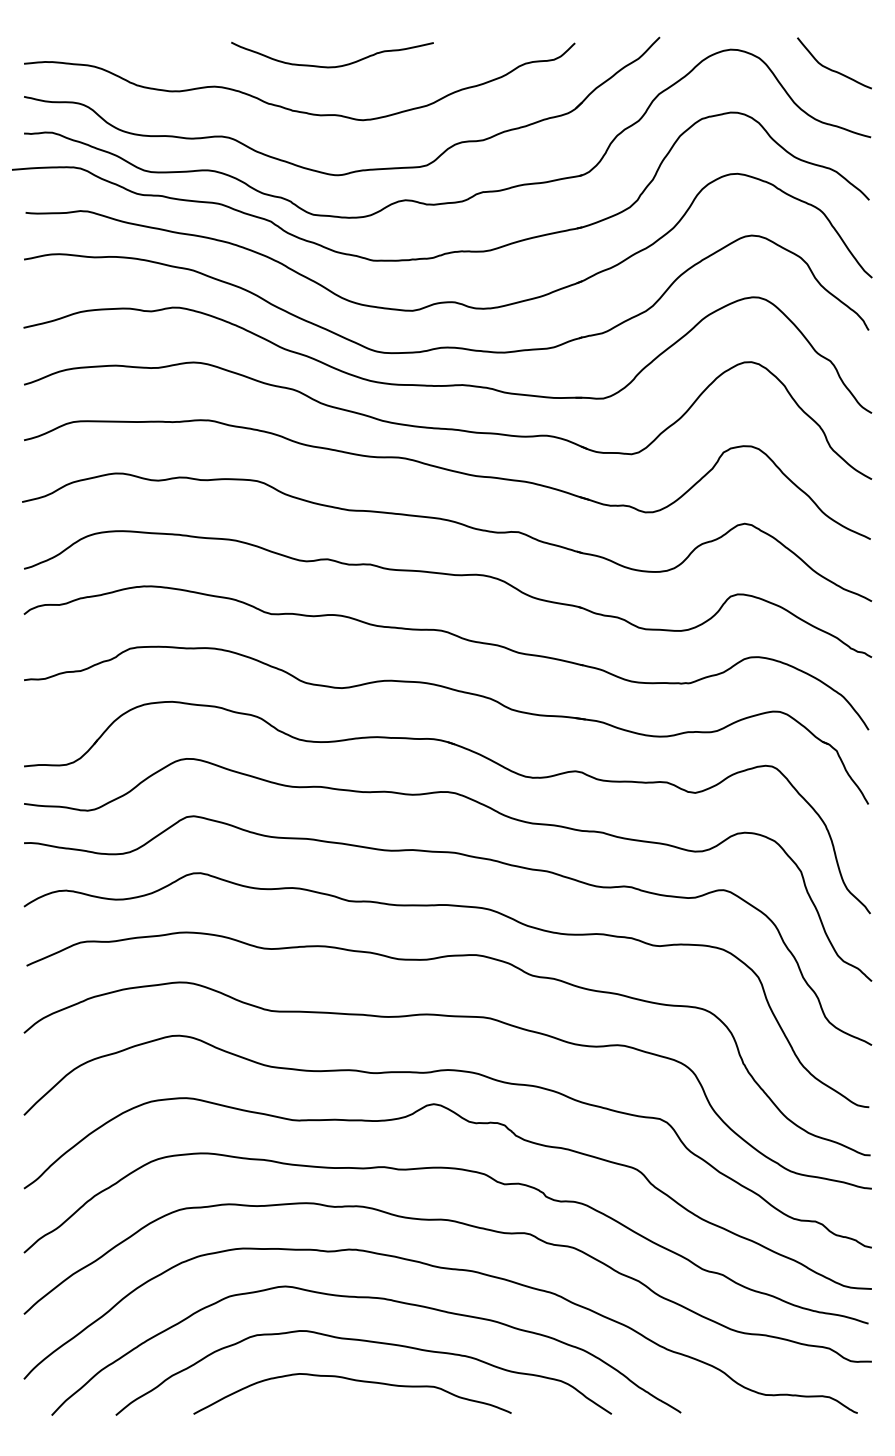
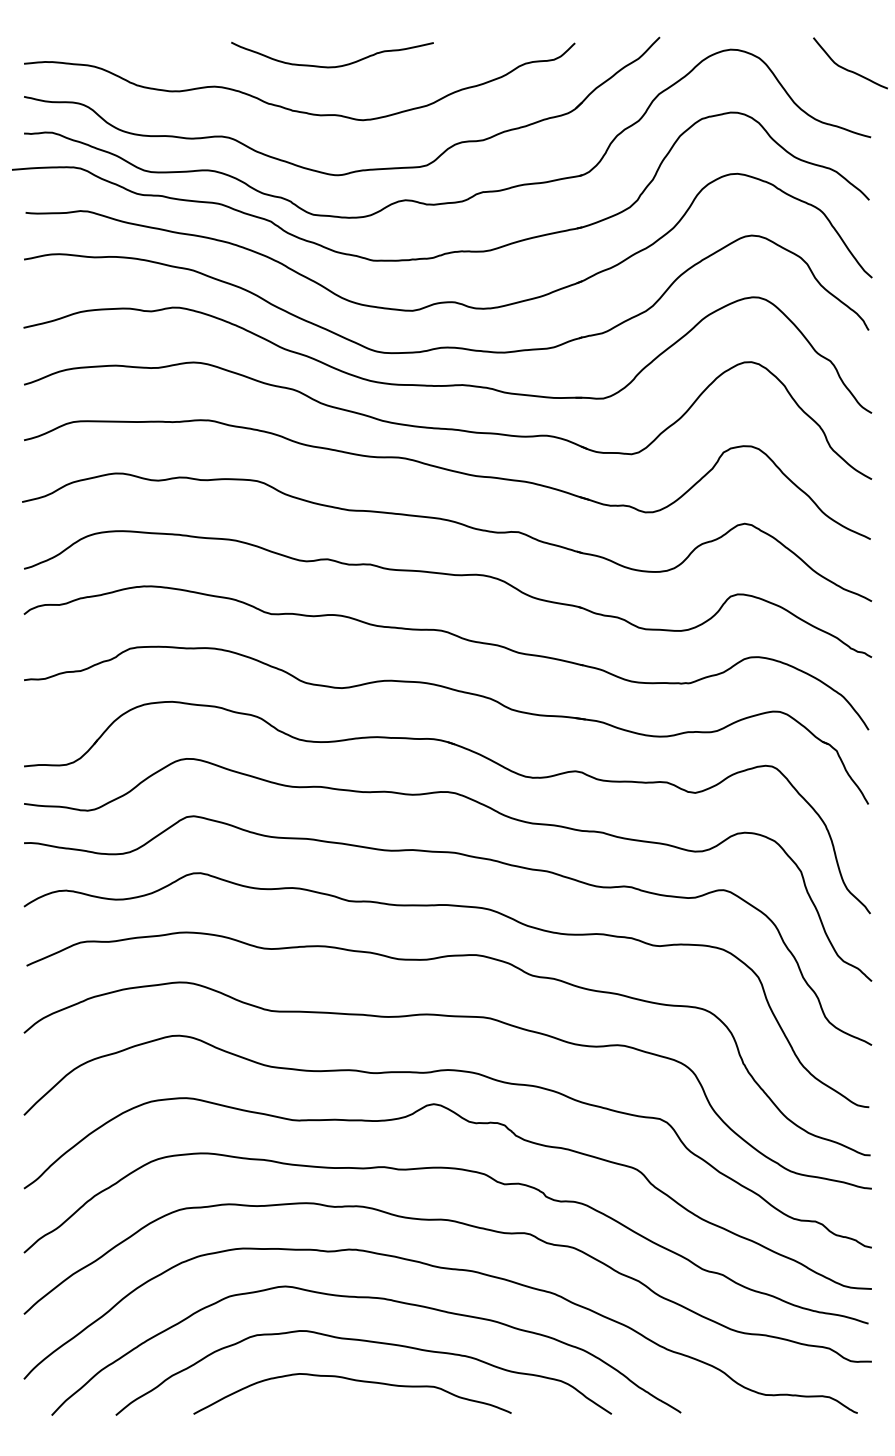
curve position: (832, 69) -> (848, 69) (848, 69)
